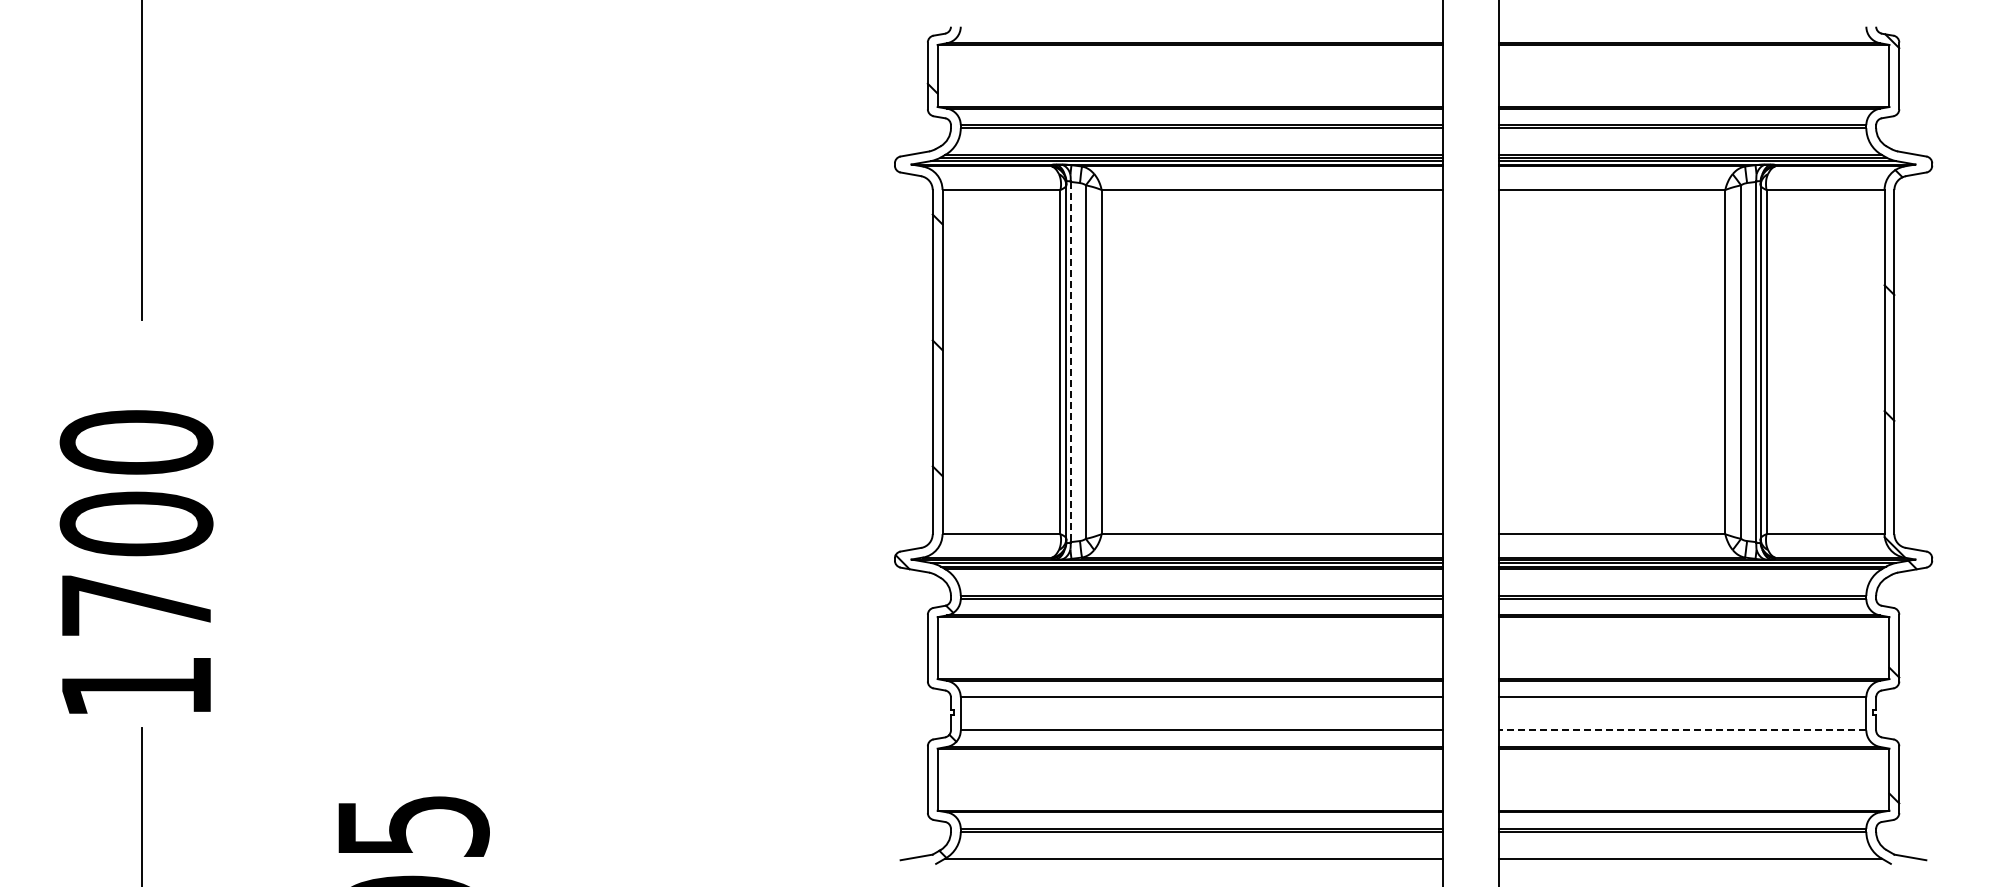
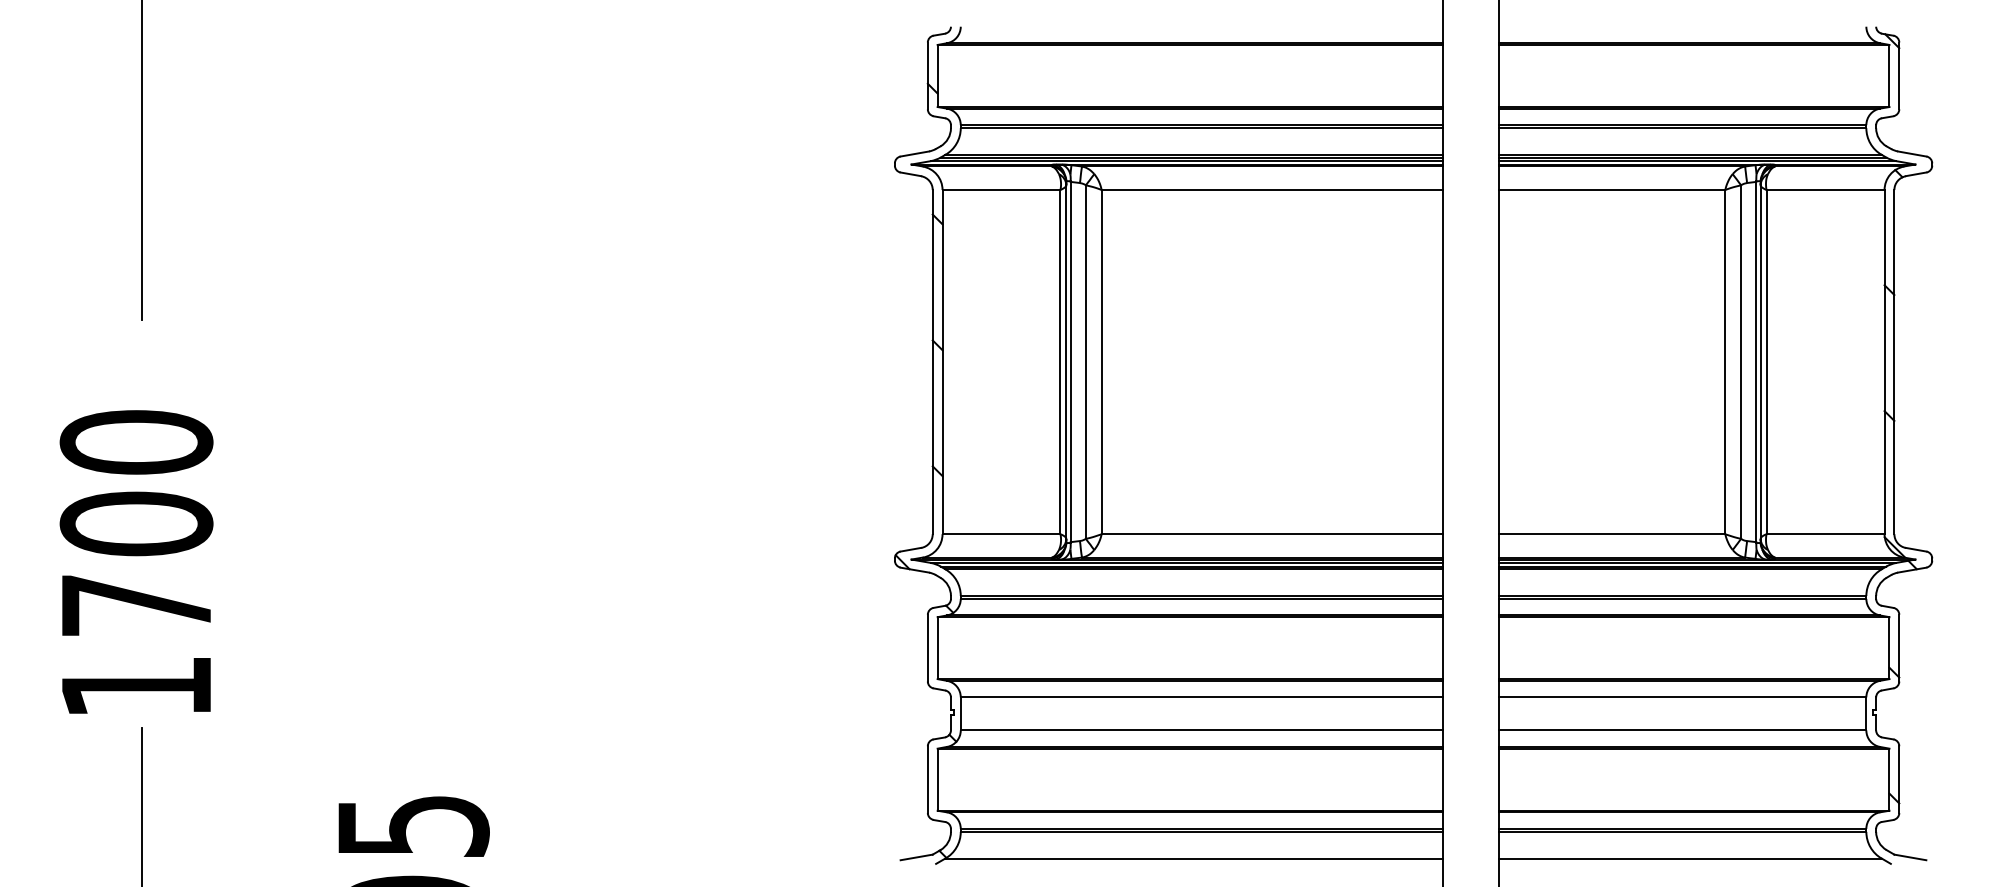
line: dashed -> solid (1070, 362)
line: dashed -> solid (1682, 730)
